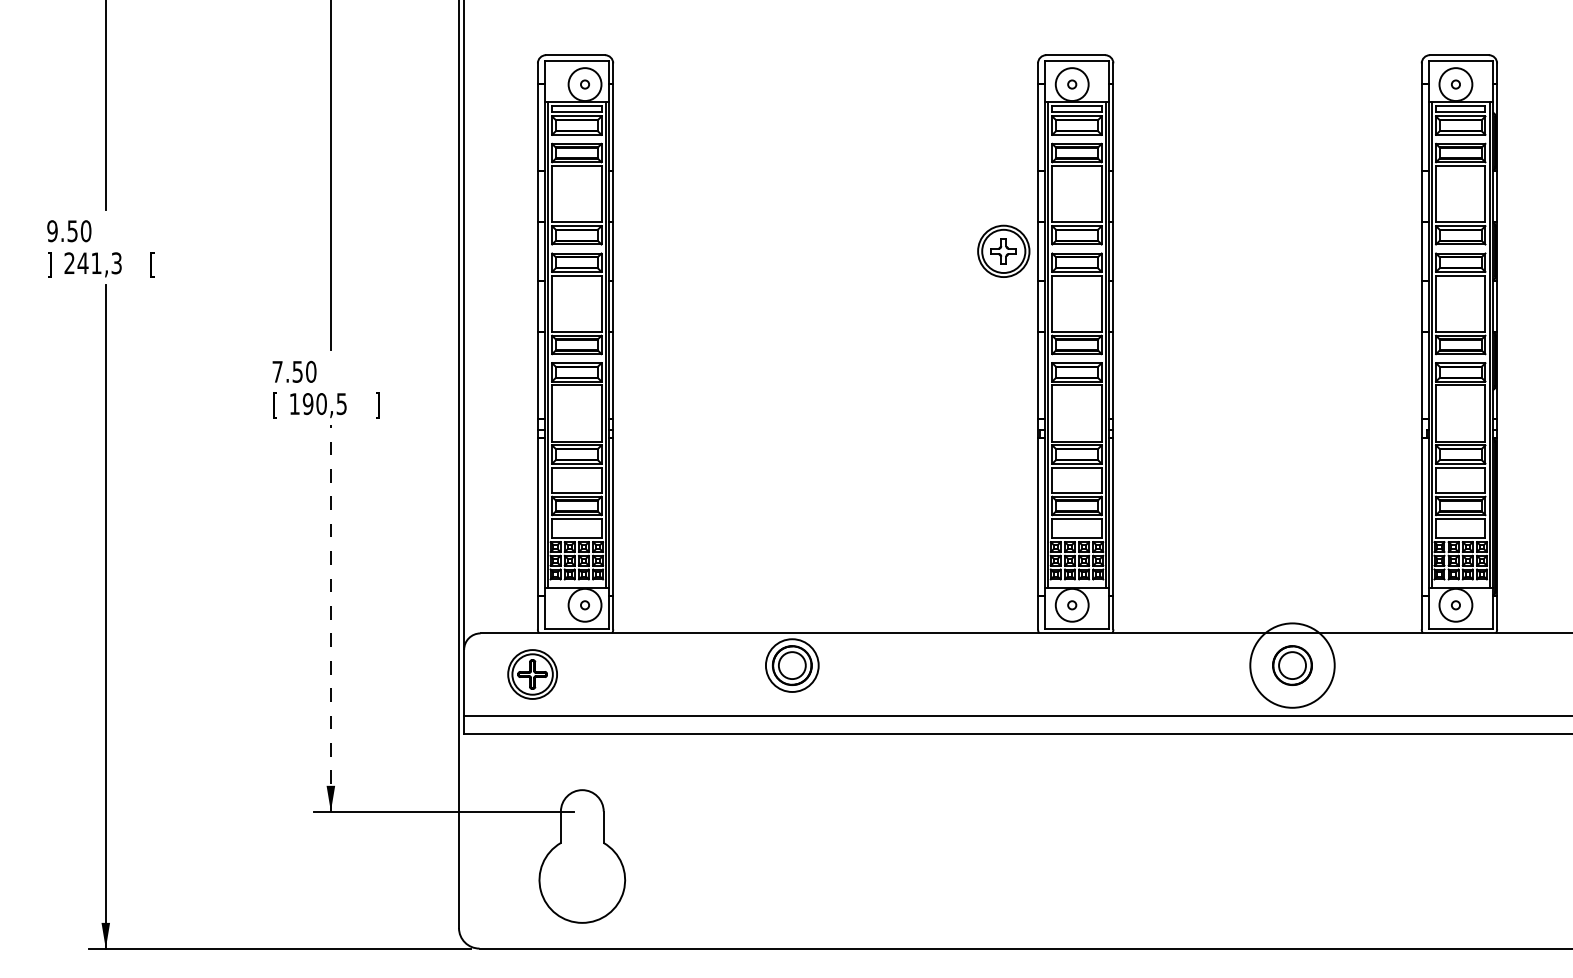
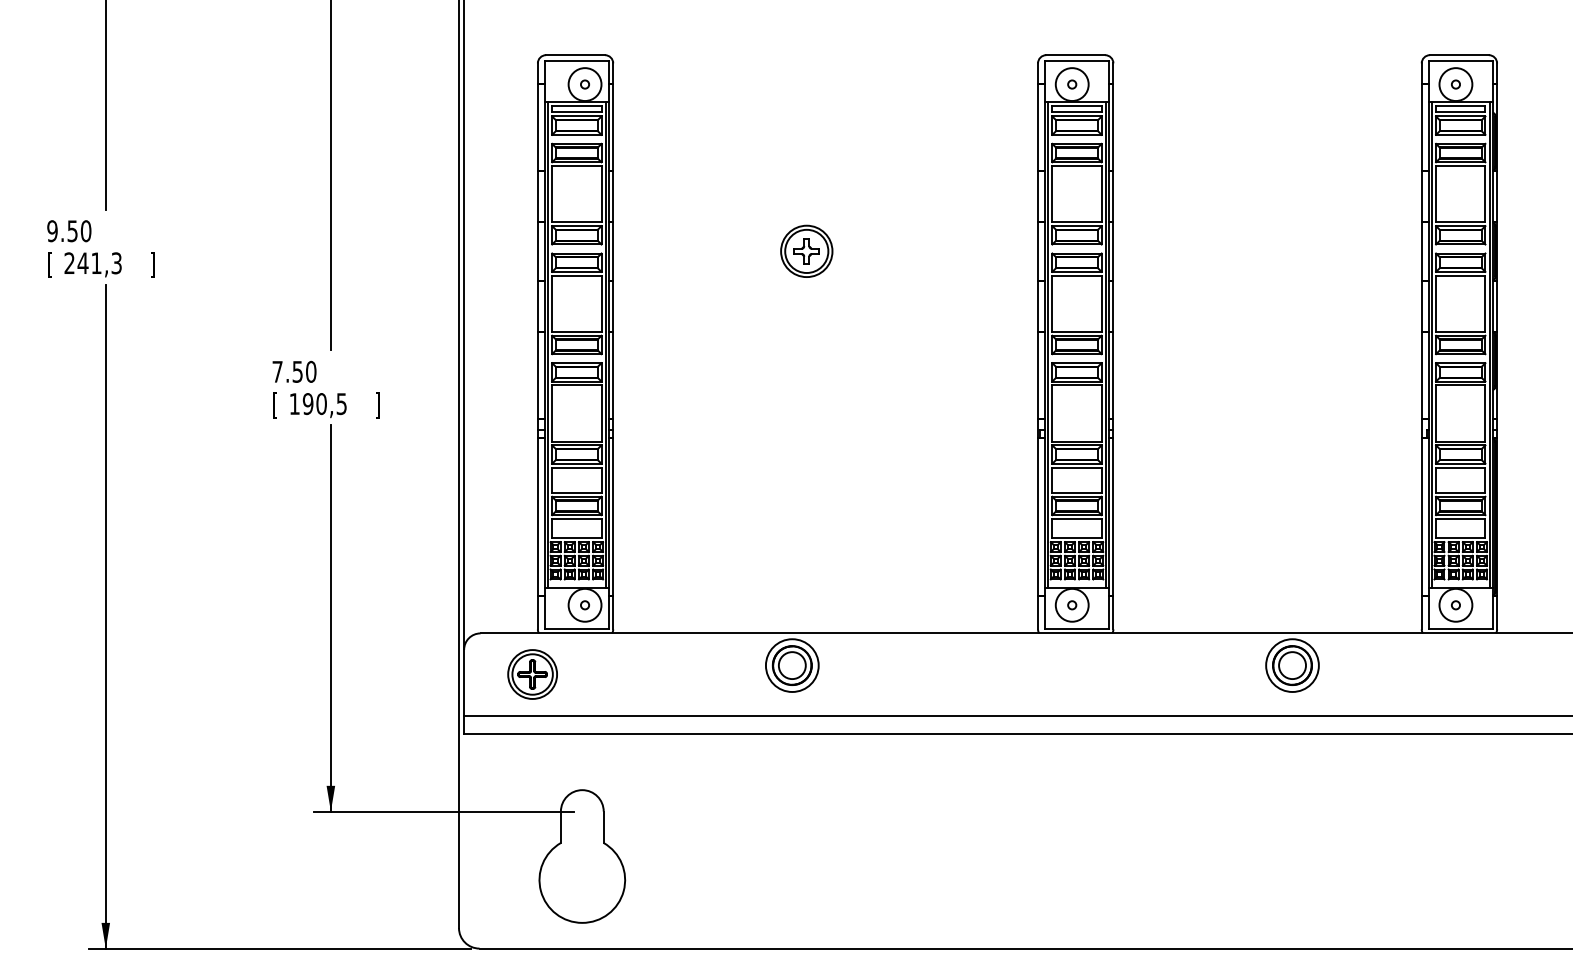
part position: (1003, 250) -> (806, 250) (806, 250)
text: ] -> [ (49, 264)
text: [ -> ] (152, 264)
line: dashed -> solid (330, 618)
circle diameter: 84 px -> 53 px (1292, 665)
